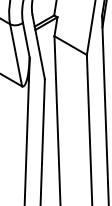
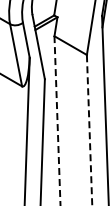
line: solid -> dashed (57, 120)
line: solid -> dashed (89, 129)
